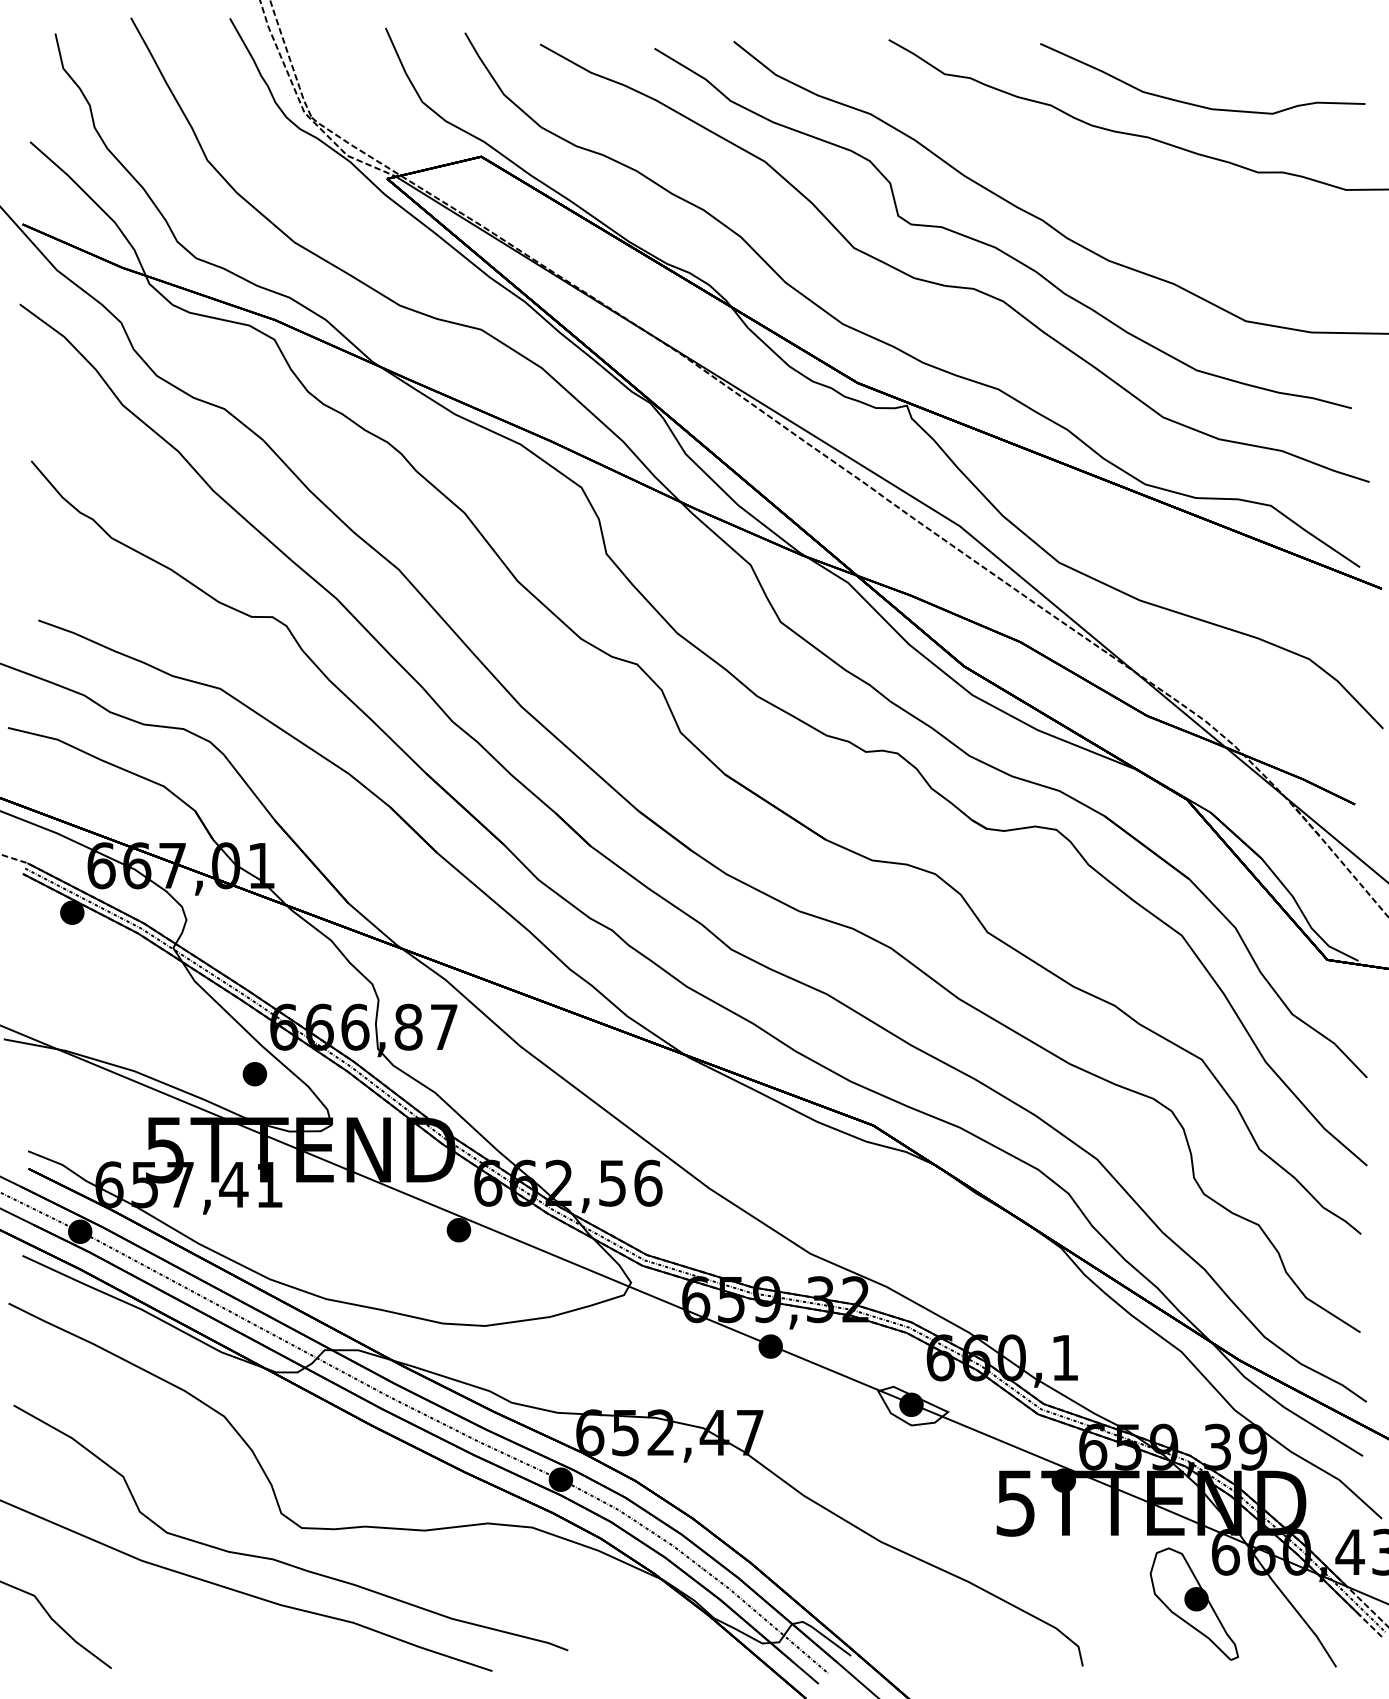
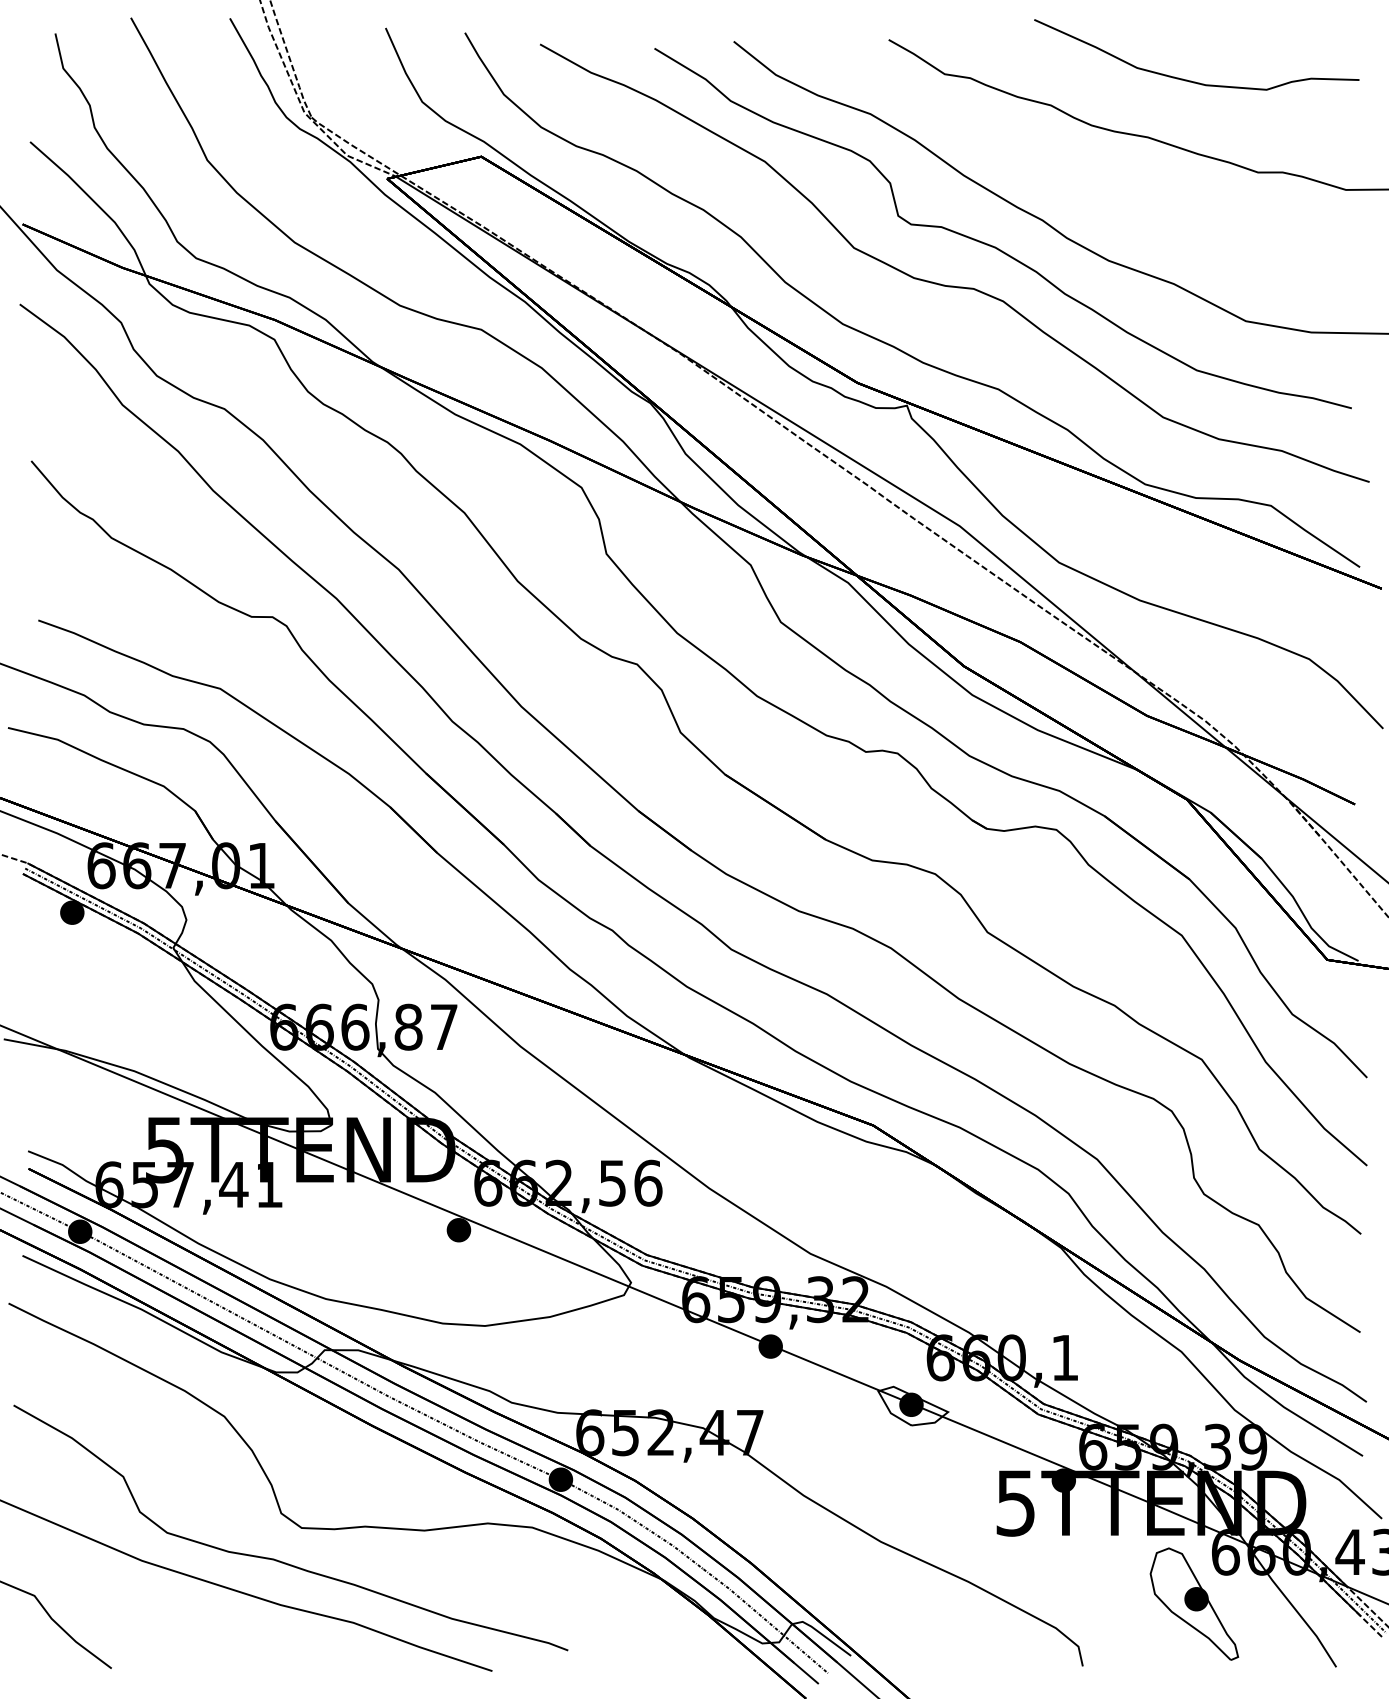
part position: (1197, 104) -> (1191, 80) (1191, 80)
part: present -> none (254, 1074)
